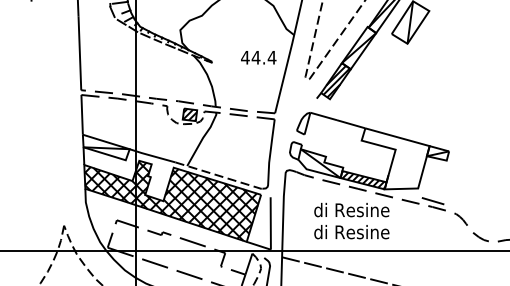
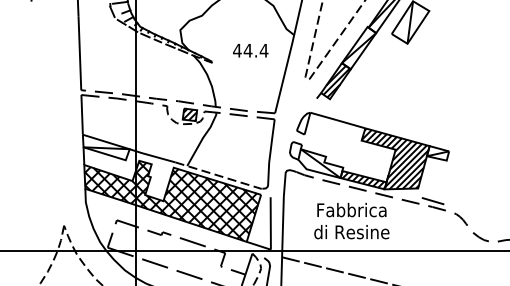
text position: (258, 57) -> (250, 50) (250, 50)
hatch: none -> present (394, 158)
text: di Resine -> Fabbrica (351, 209)
